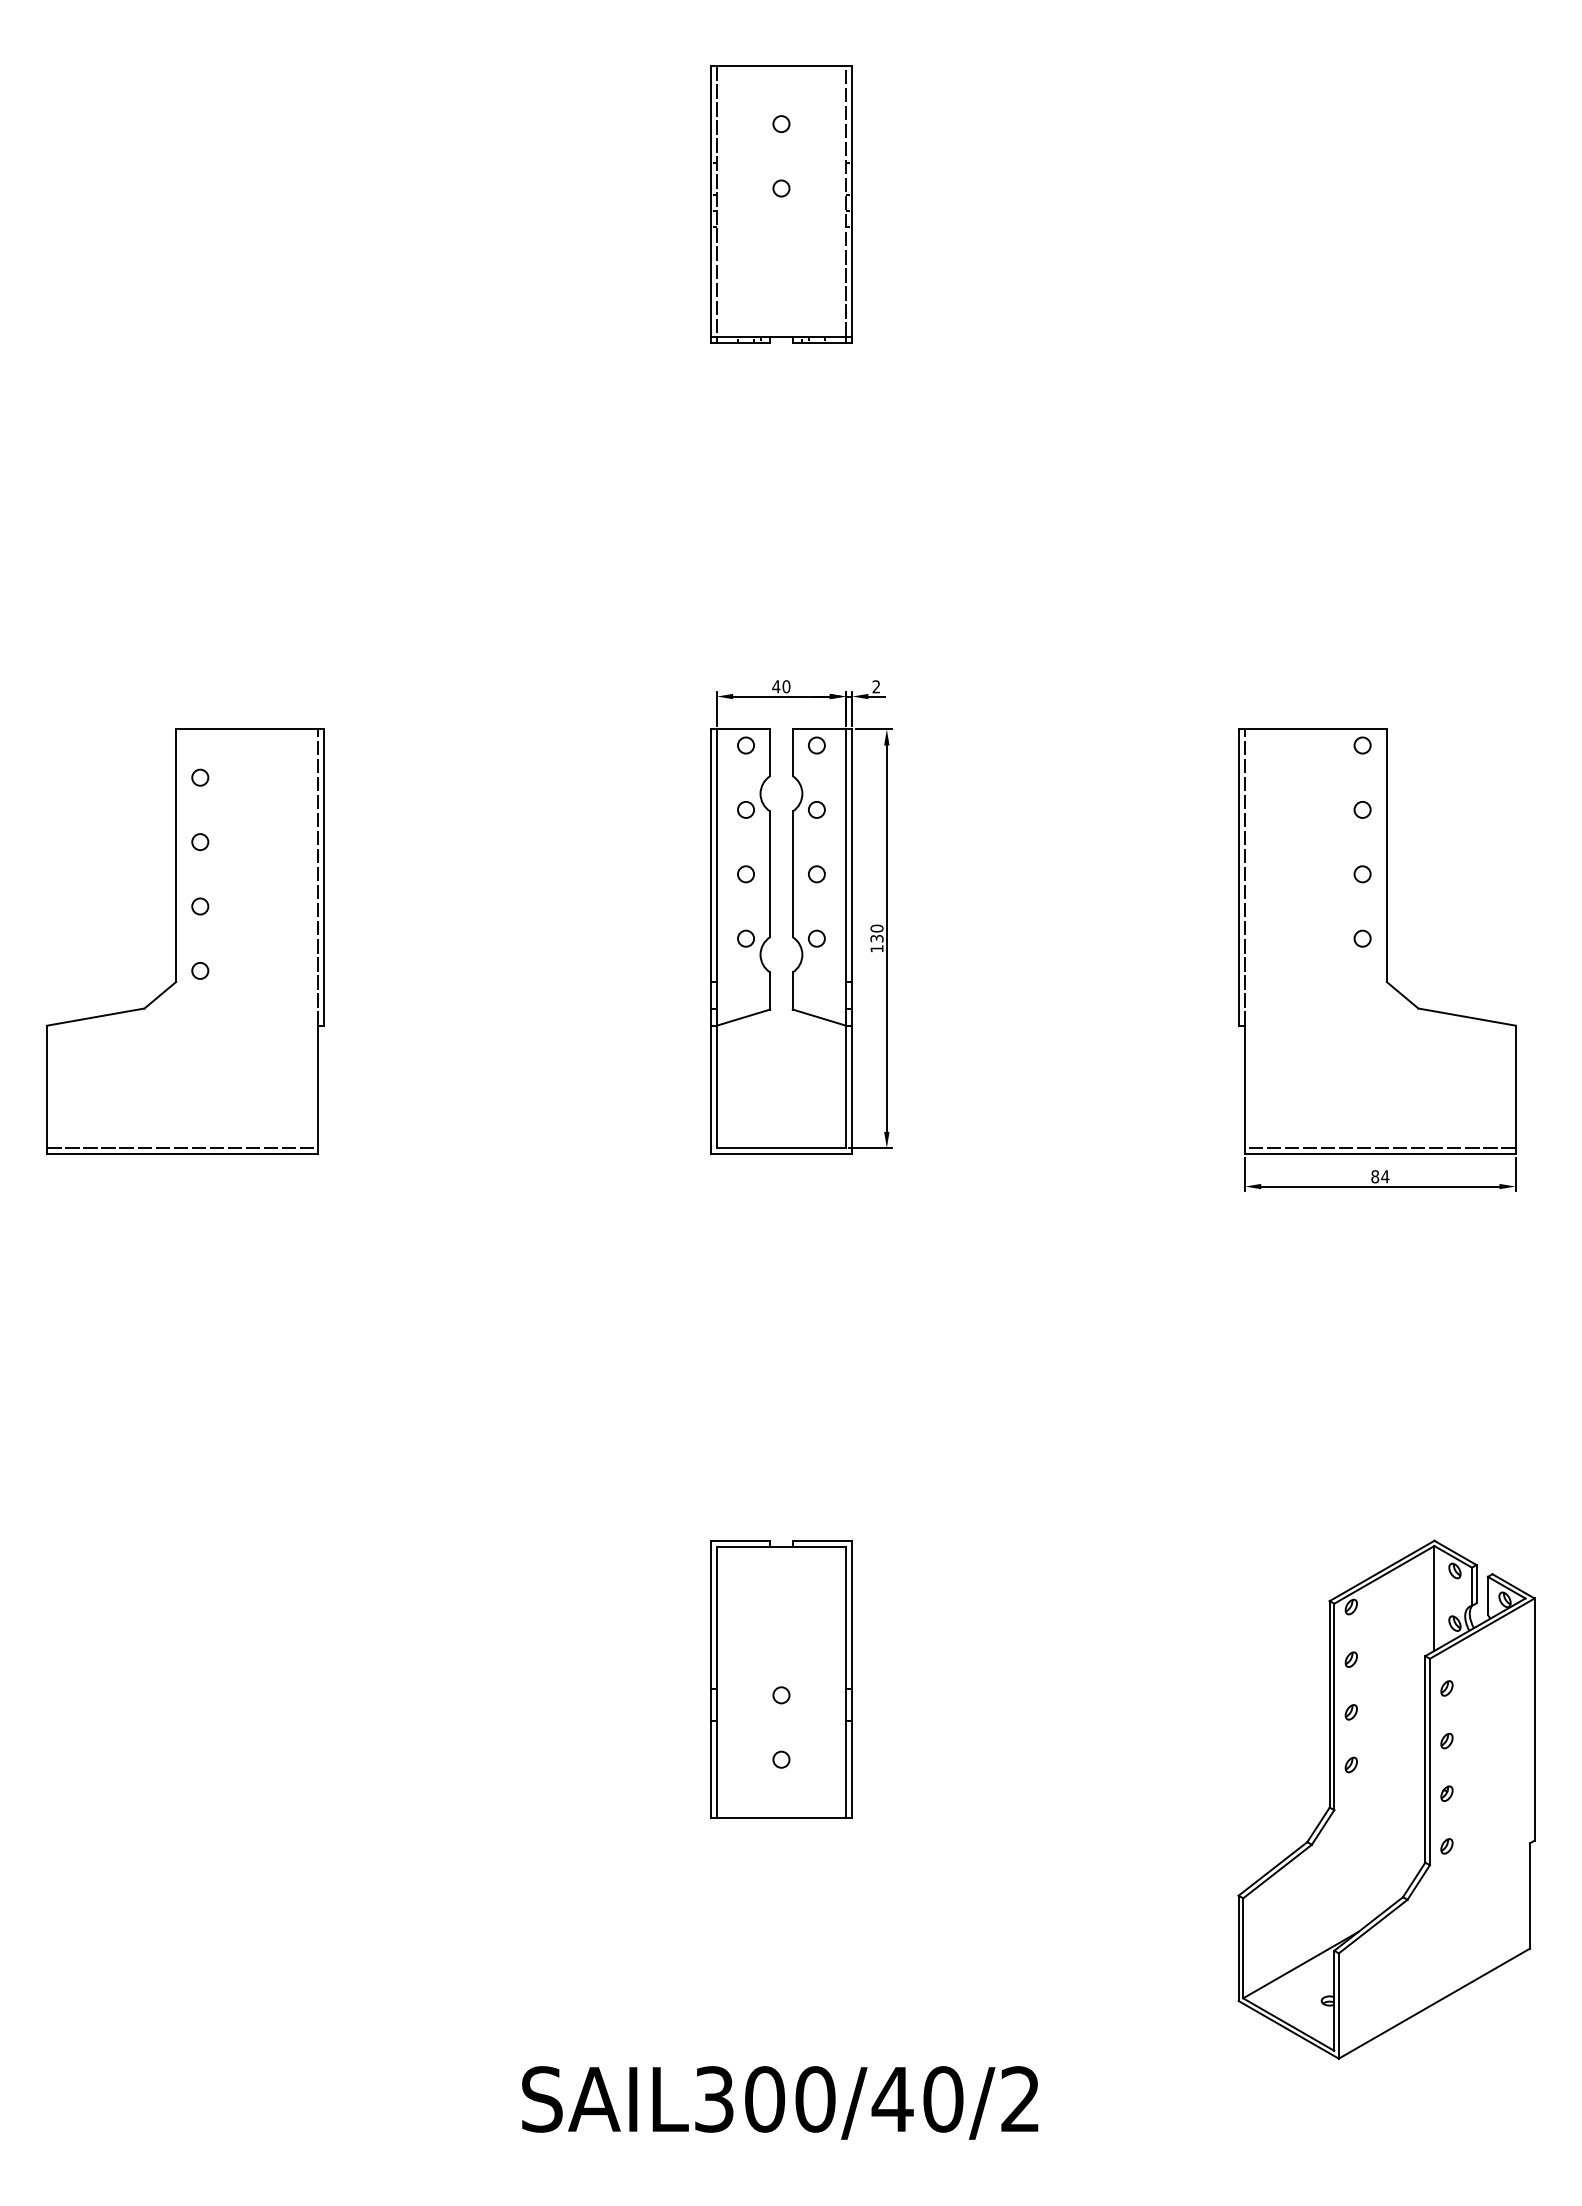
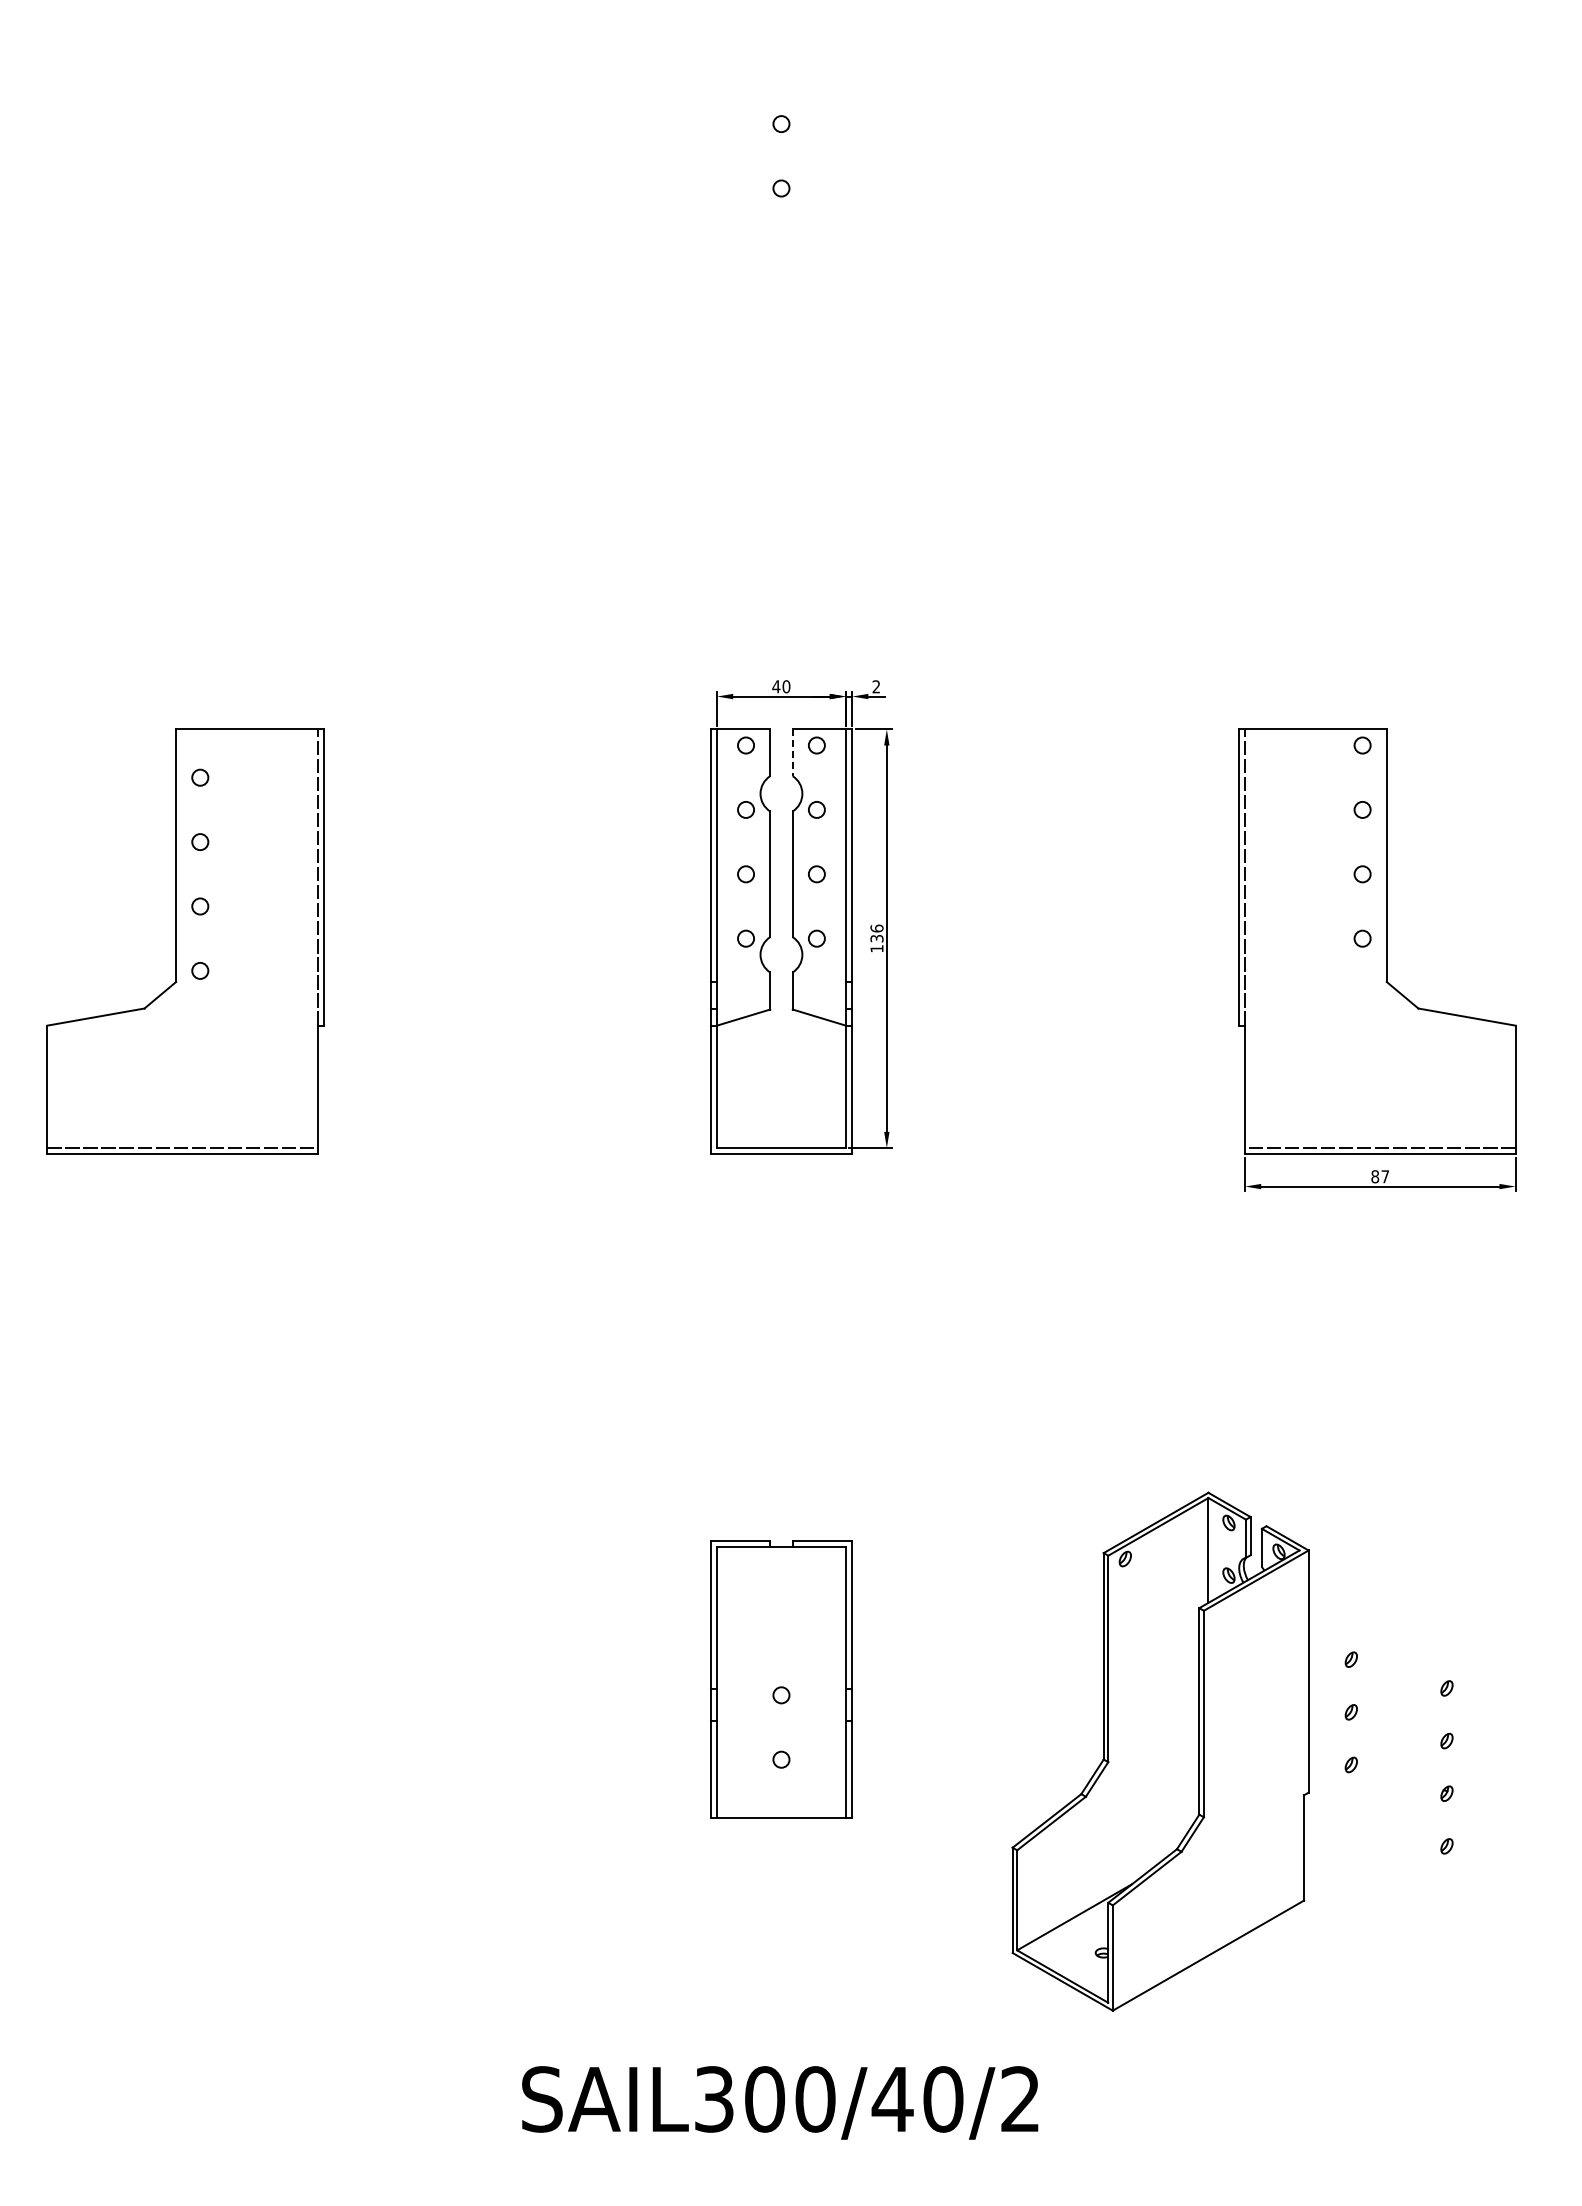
part: present -> none (781, 204)
line: solid -> dashed (792, 753)
text: 130 -> 136 (876, 928)
text: 84 -> 87 (1385, 1176)
part position: (1386, 1799) -> (1160, 1751) (1160, 1751)
